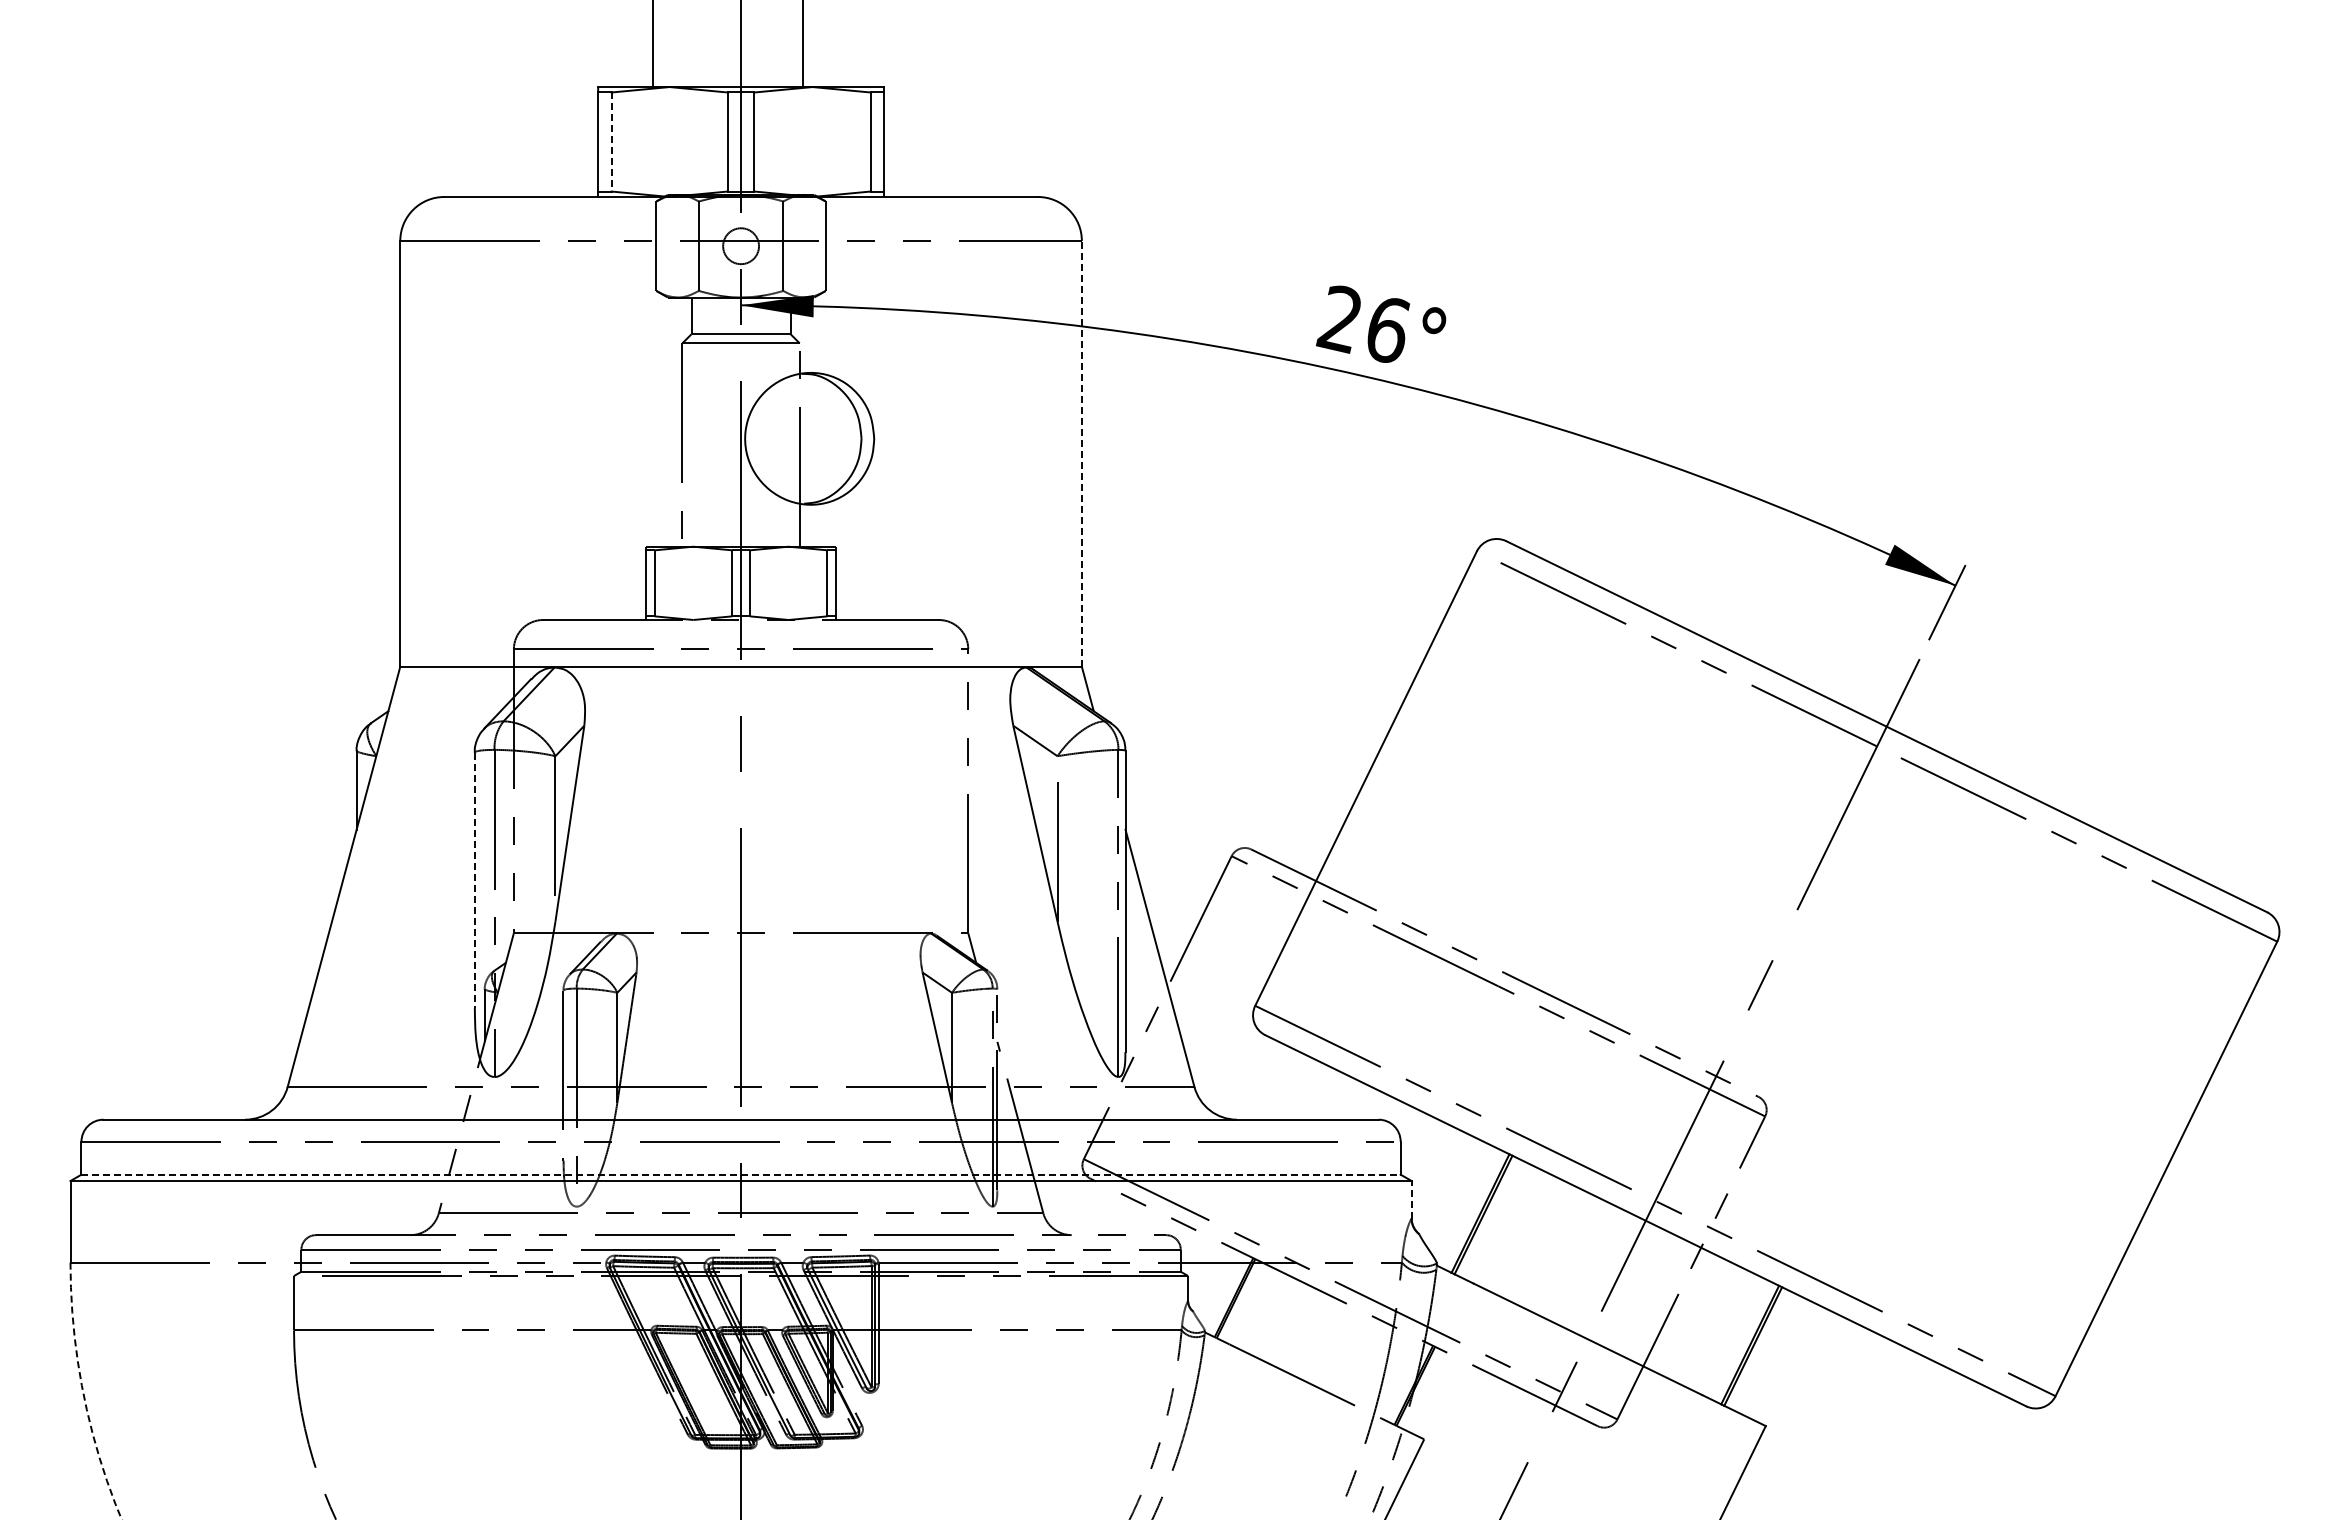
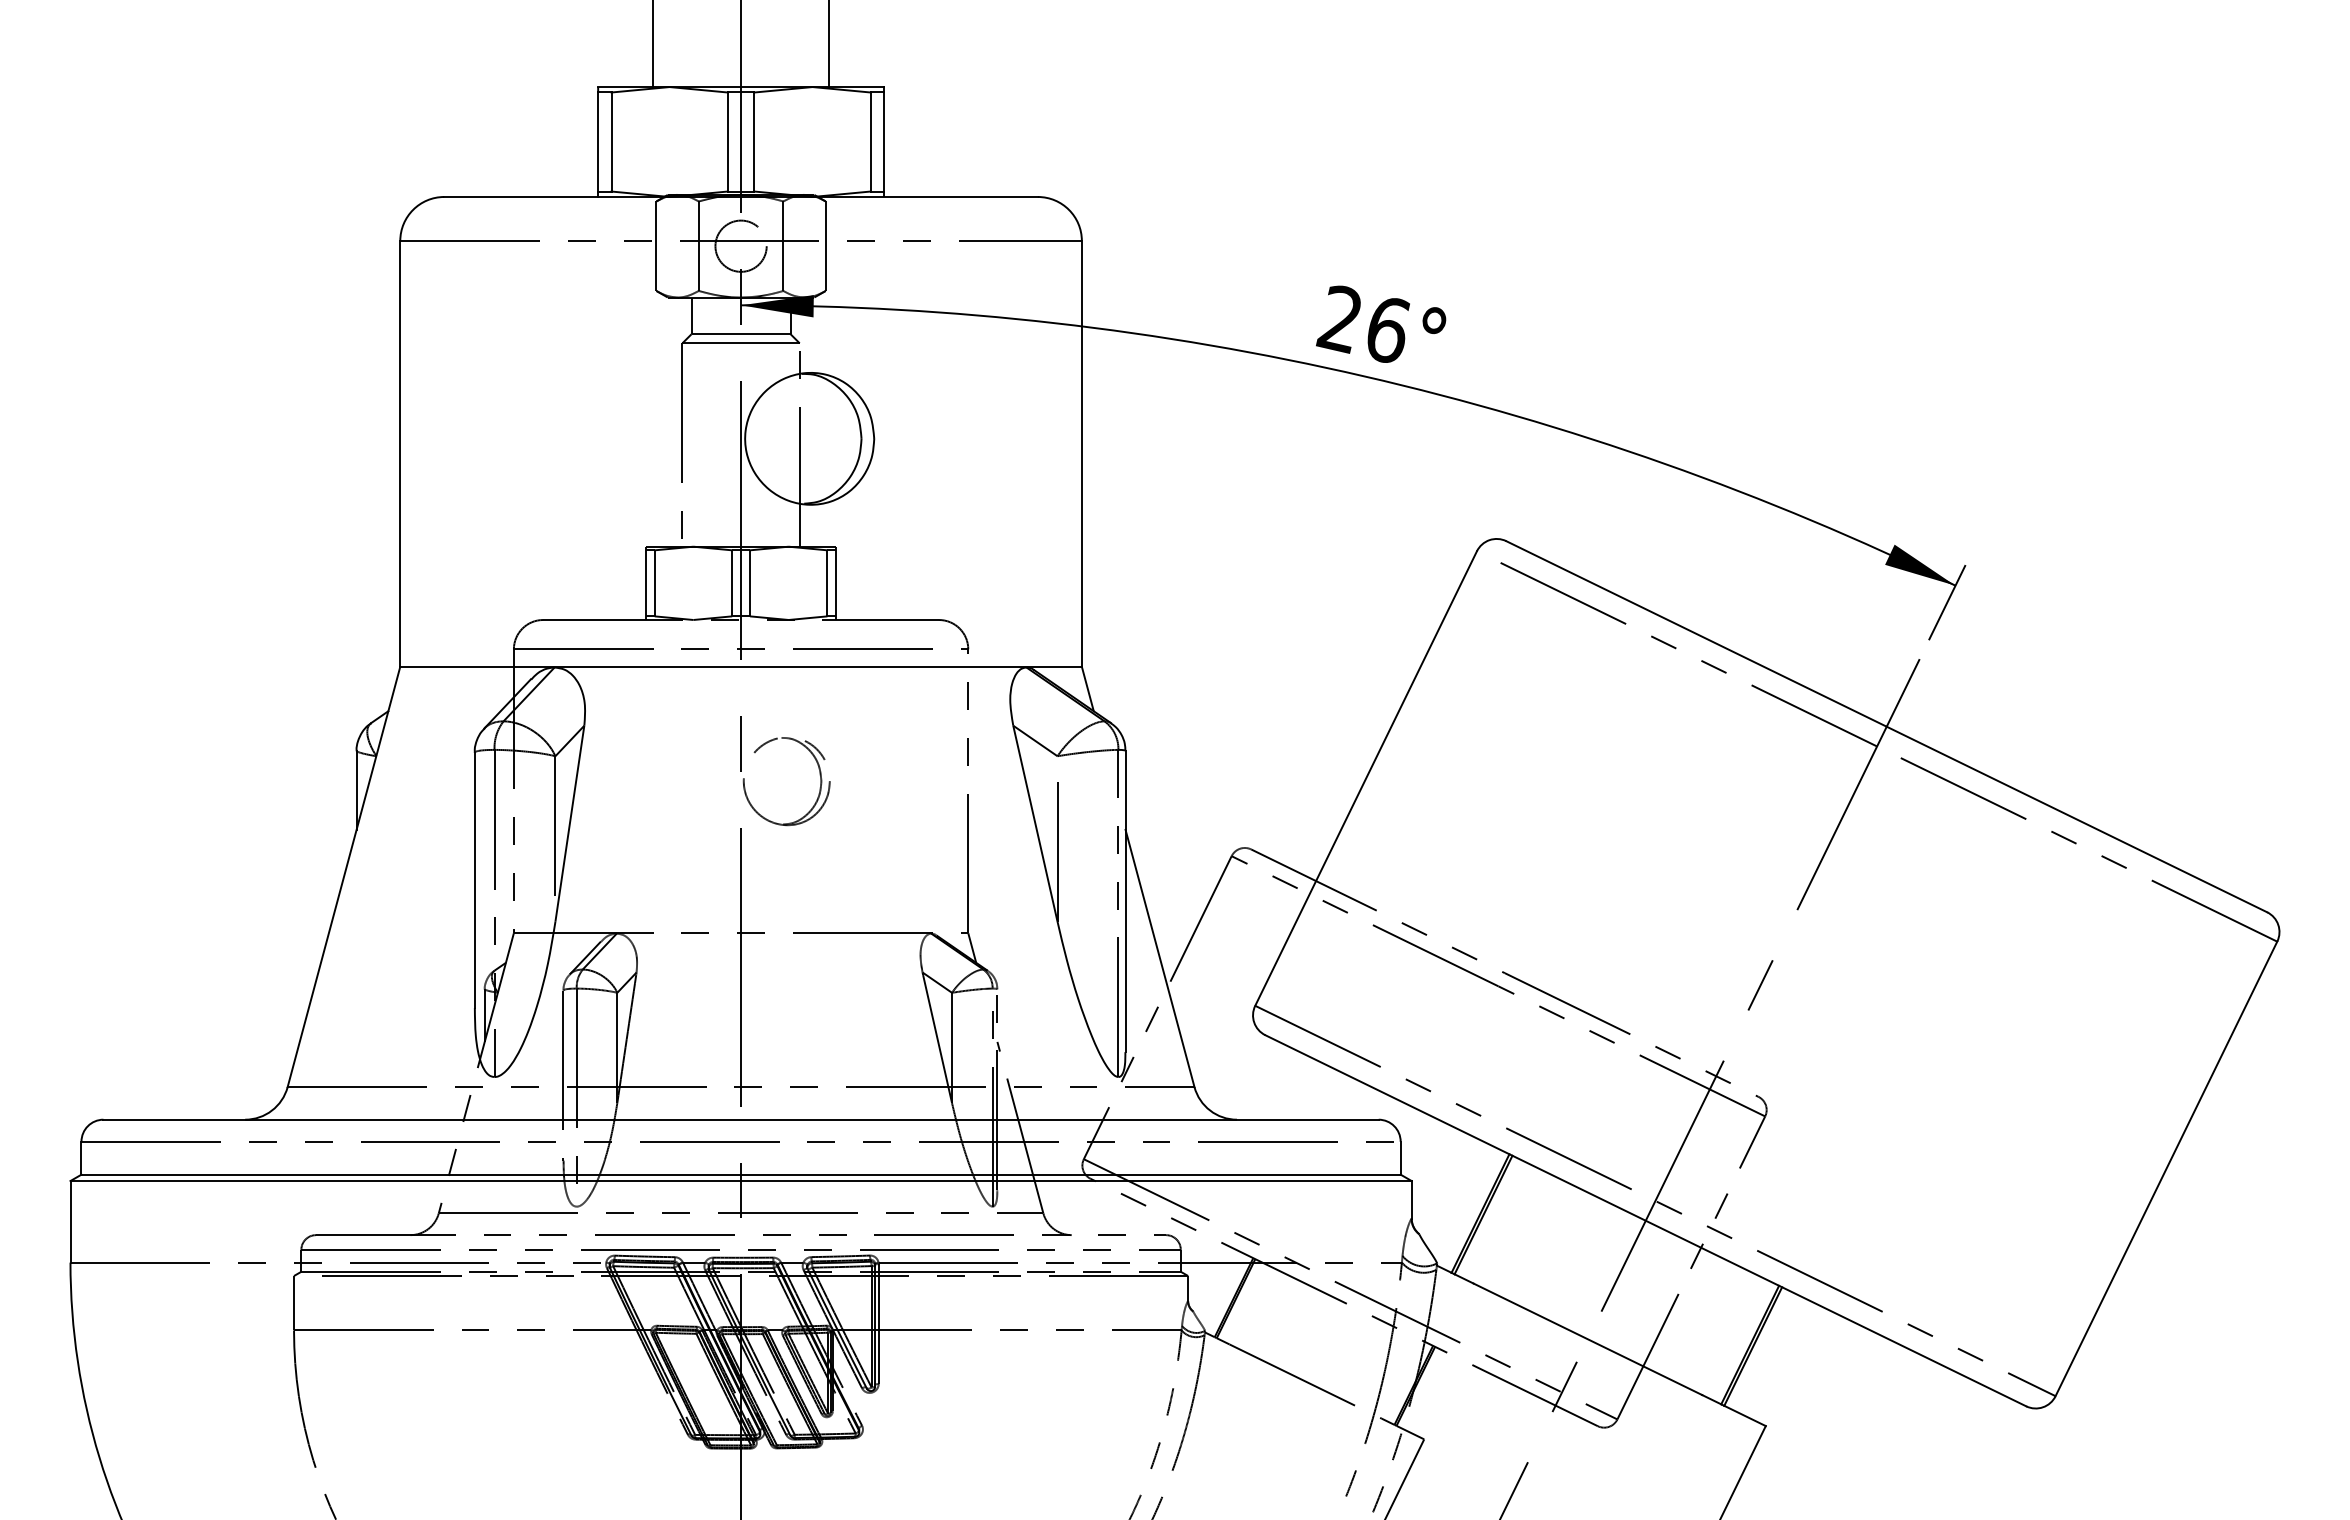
line position: (803, 44) -> (829, 44) (829, 44)
line: dashed -> solid (611, 142)
circle diameter: 36 px -> 51 px (740, 245)
line: dashed -> solid (1081, 453)
part: none -> present (819, 775)
line: dashed -> solid (474, 880)
line: dashed -> solid (741, 1174)
line: dashed -> solid (1411, 1199)
arc: dashed -> solid (83, 1394)
